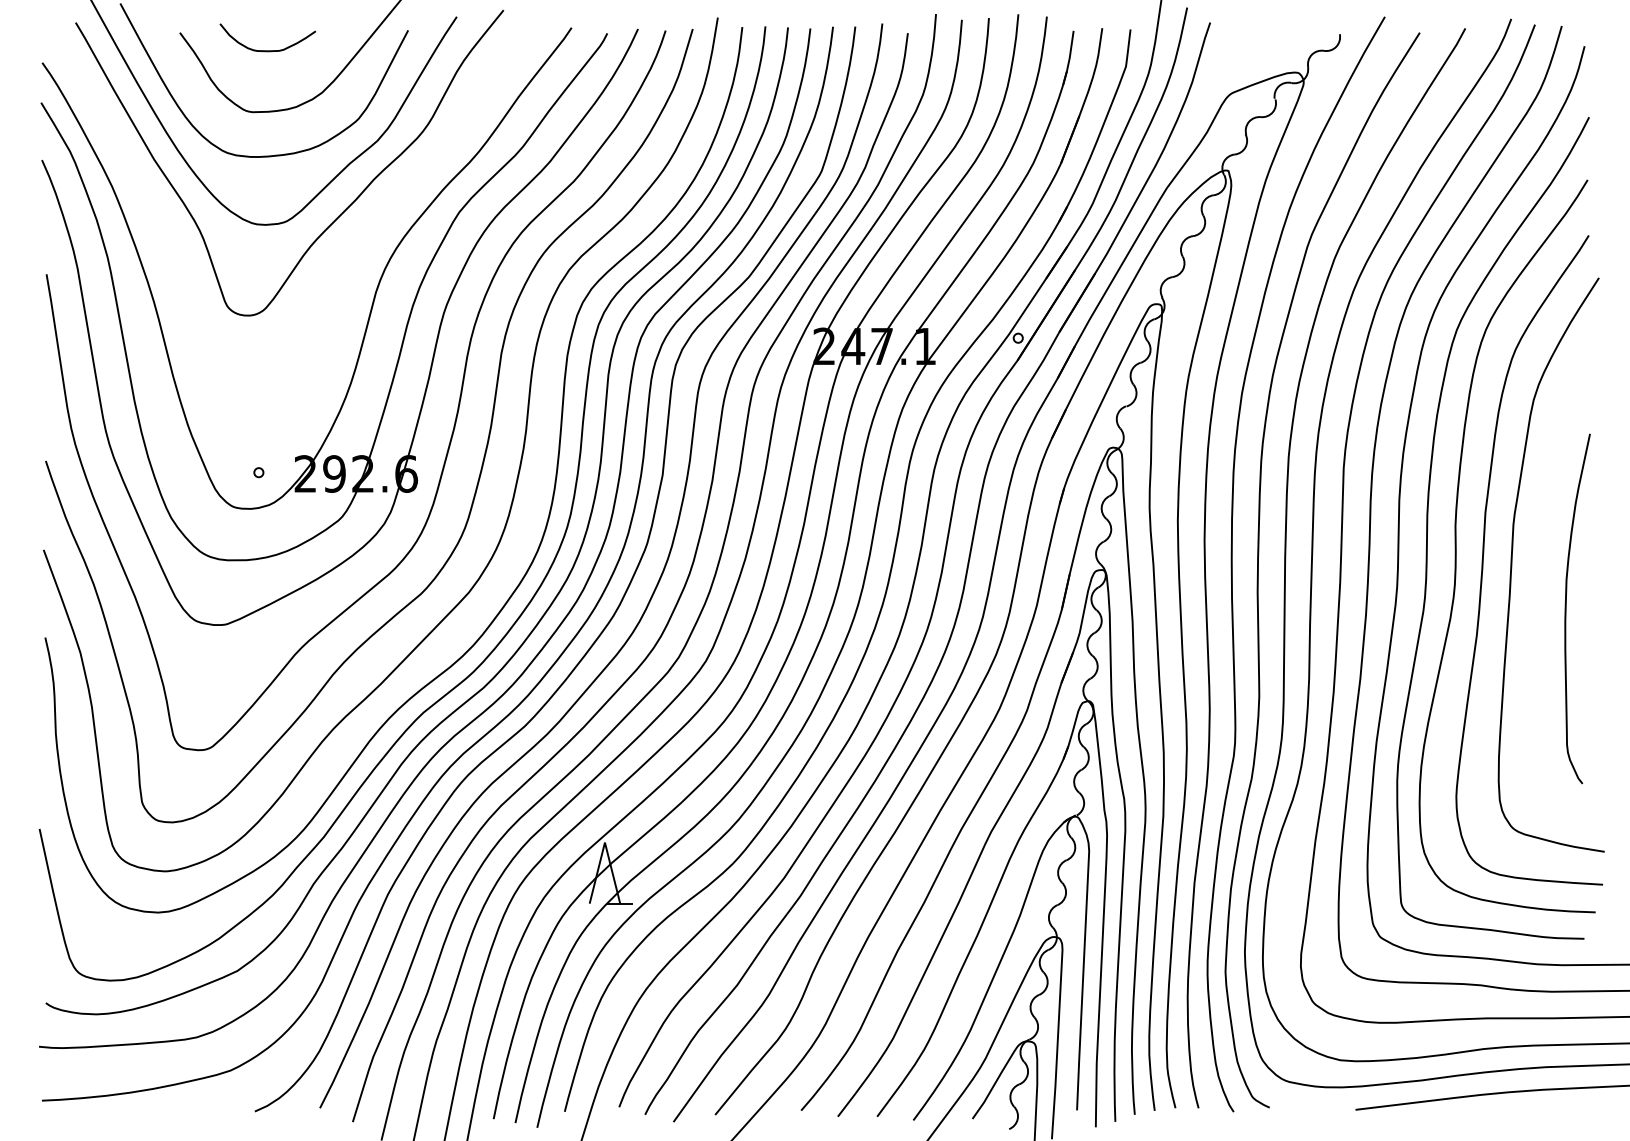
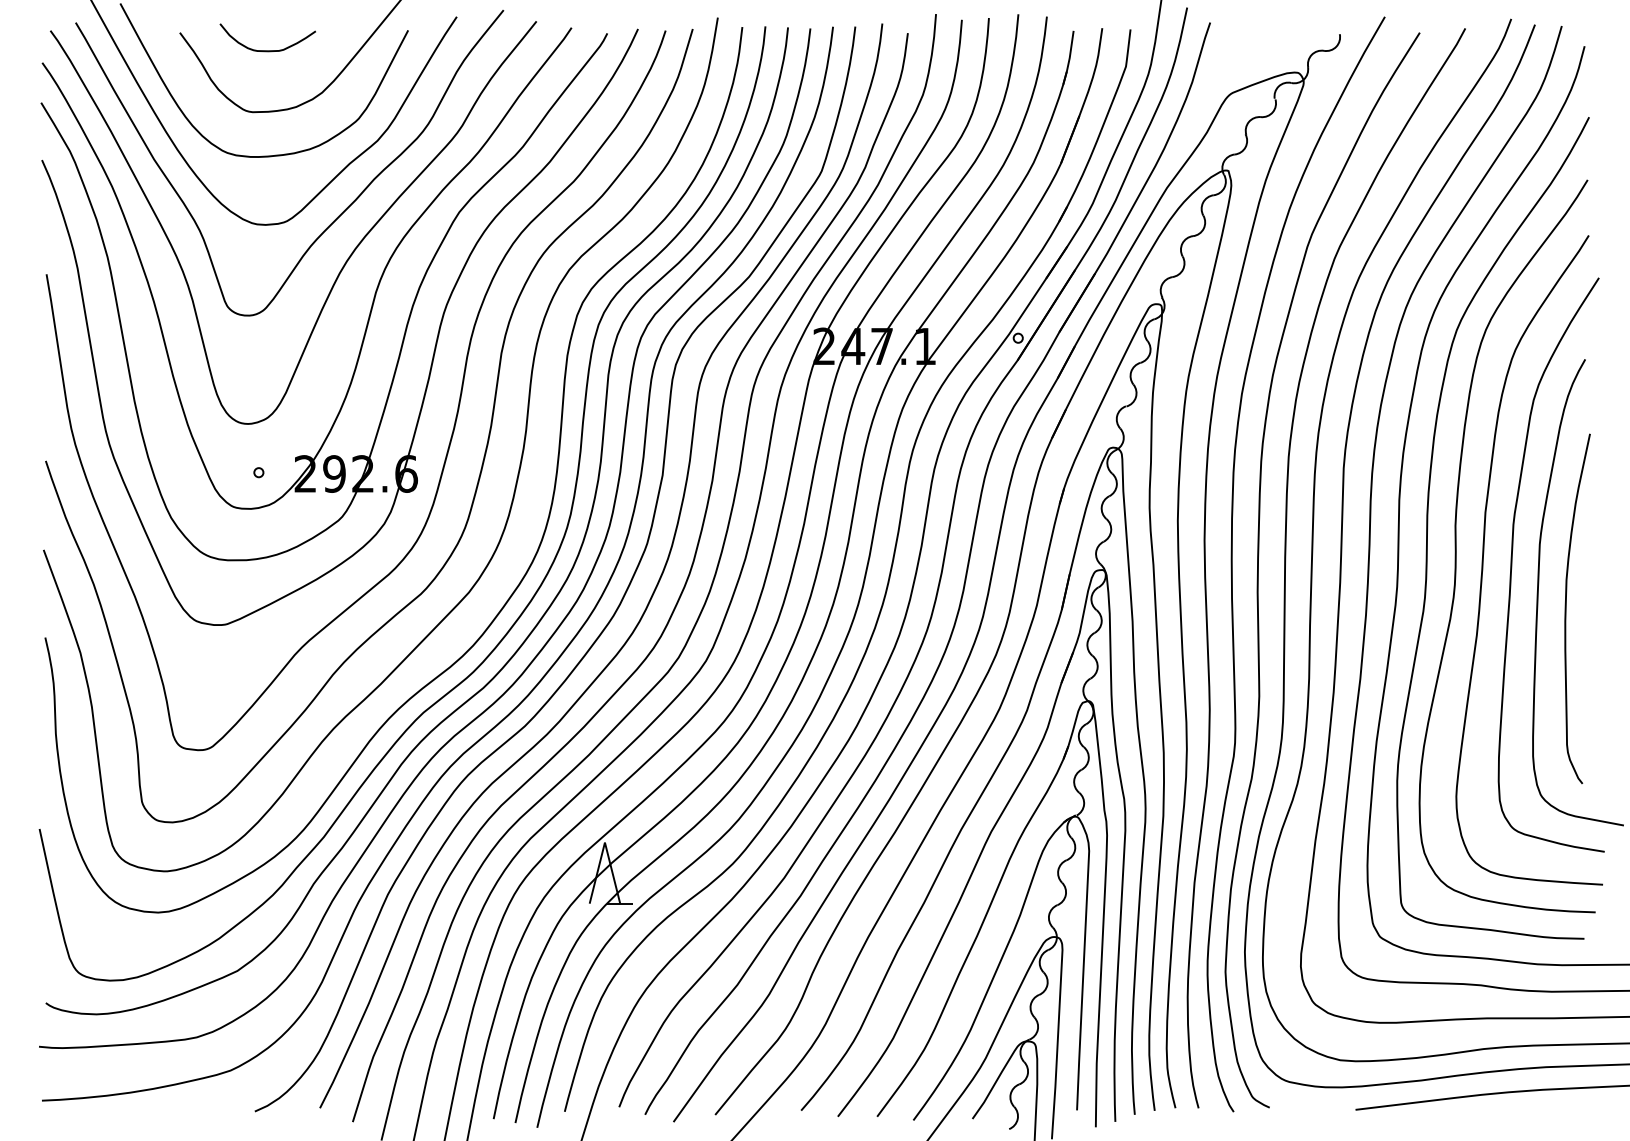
curve: none -> present (347, 258)
curve: none -> present (1538, 592)
